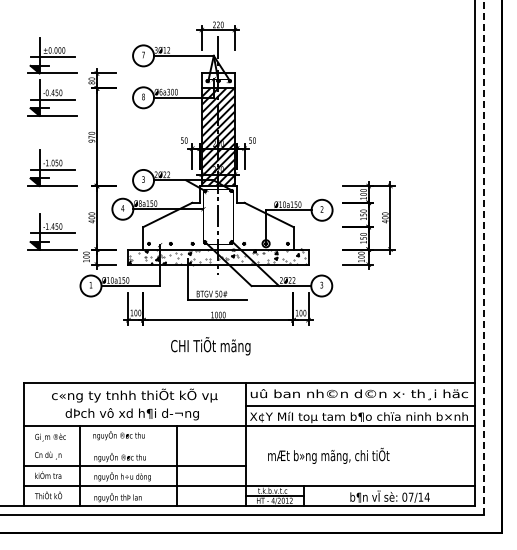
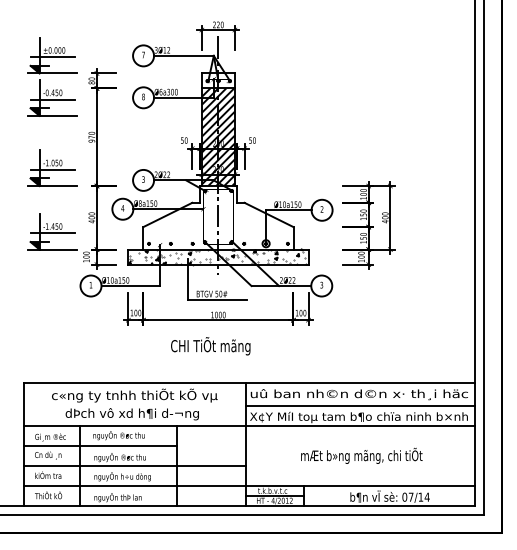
line: dashed -> solid (483, 257)
line: none -> present (100, 446)
text position: (328, 455) -> (361, 455) (361, 455)
